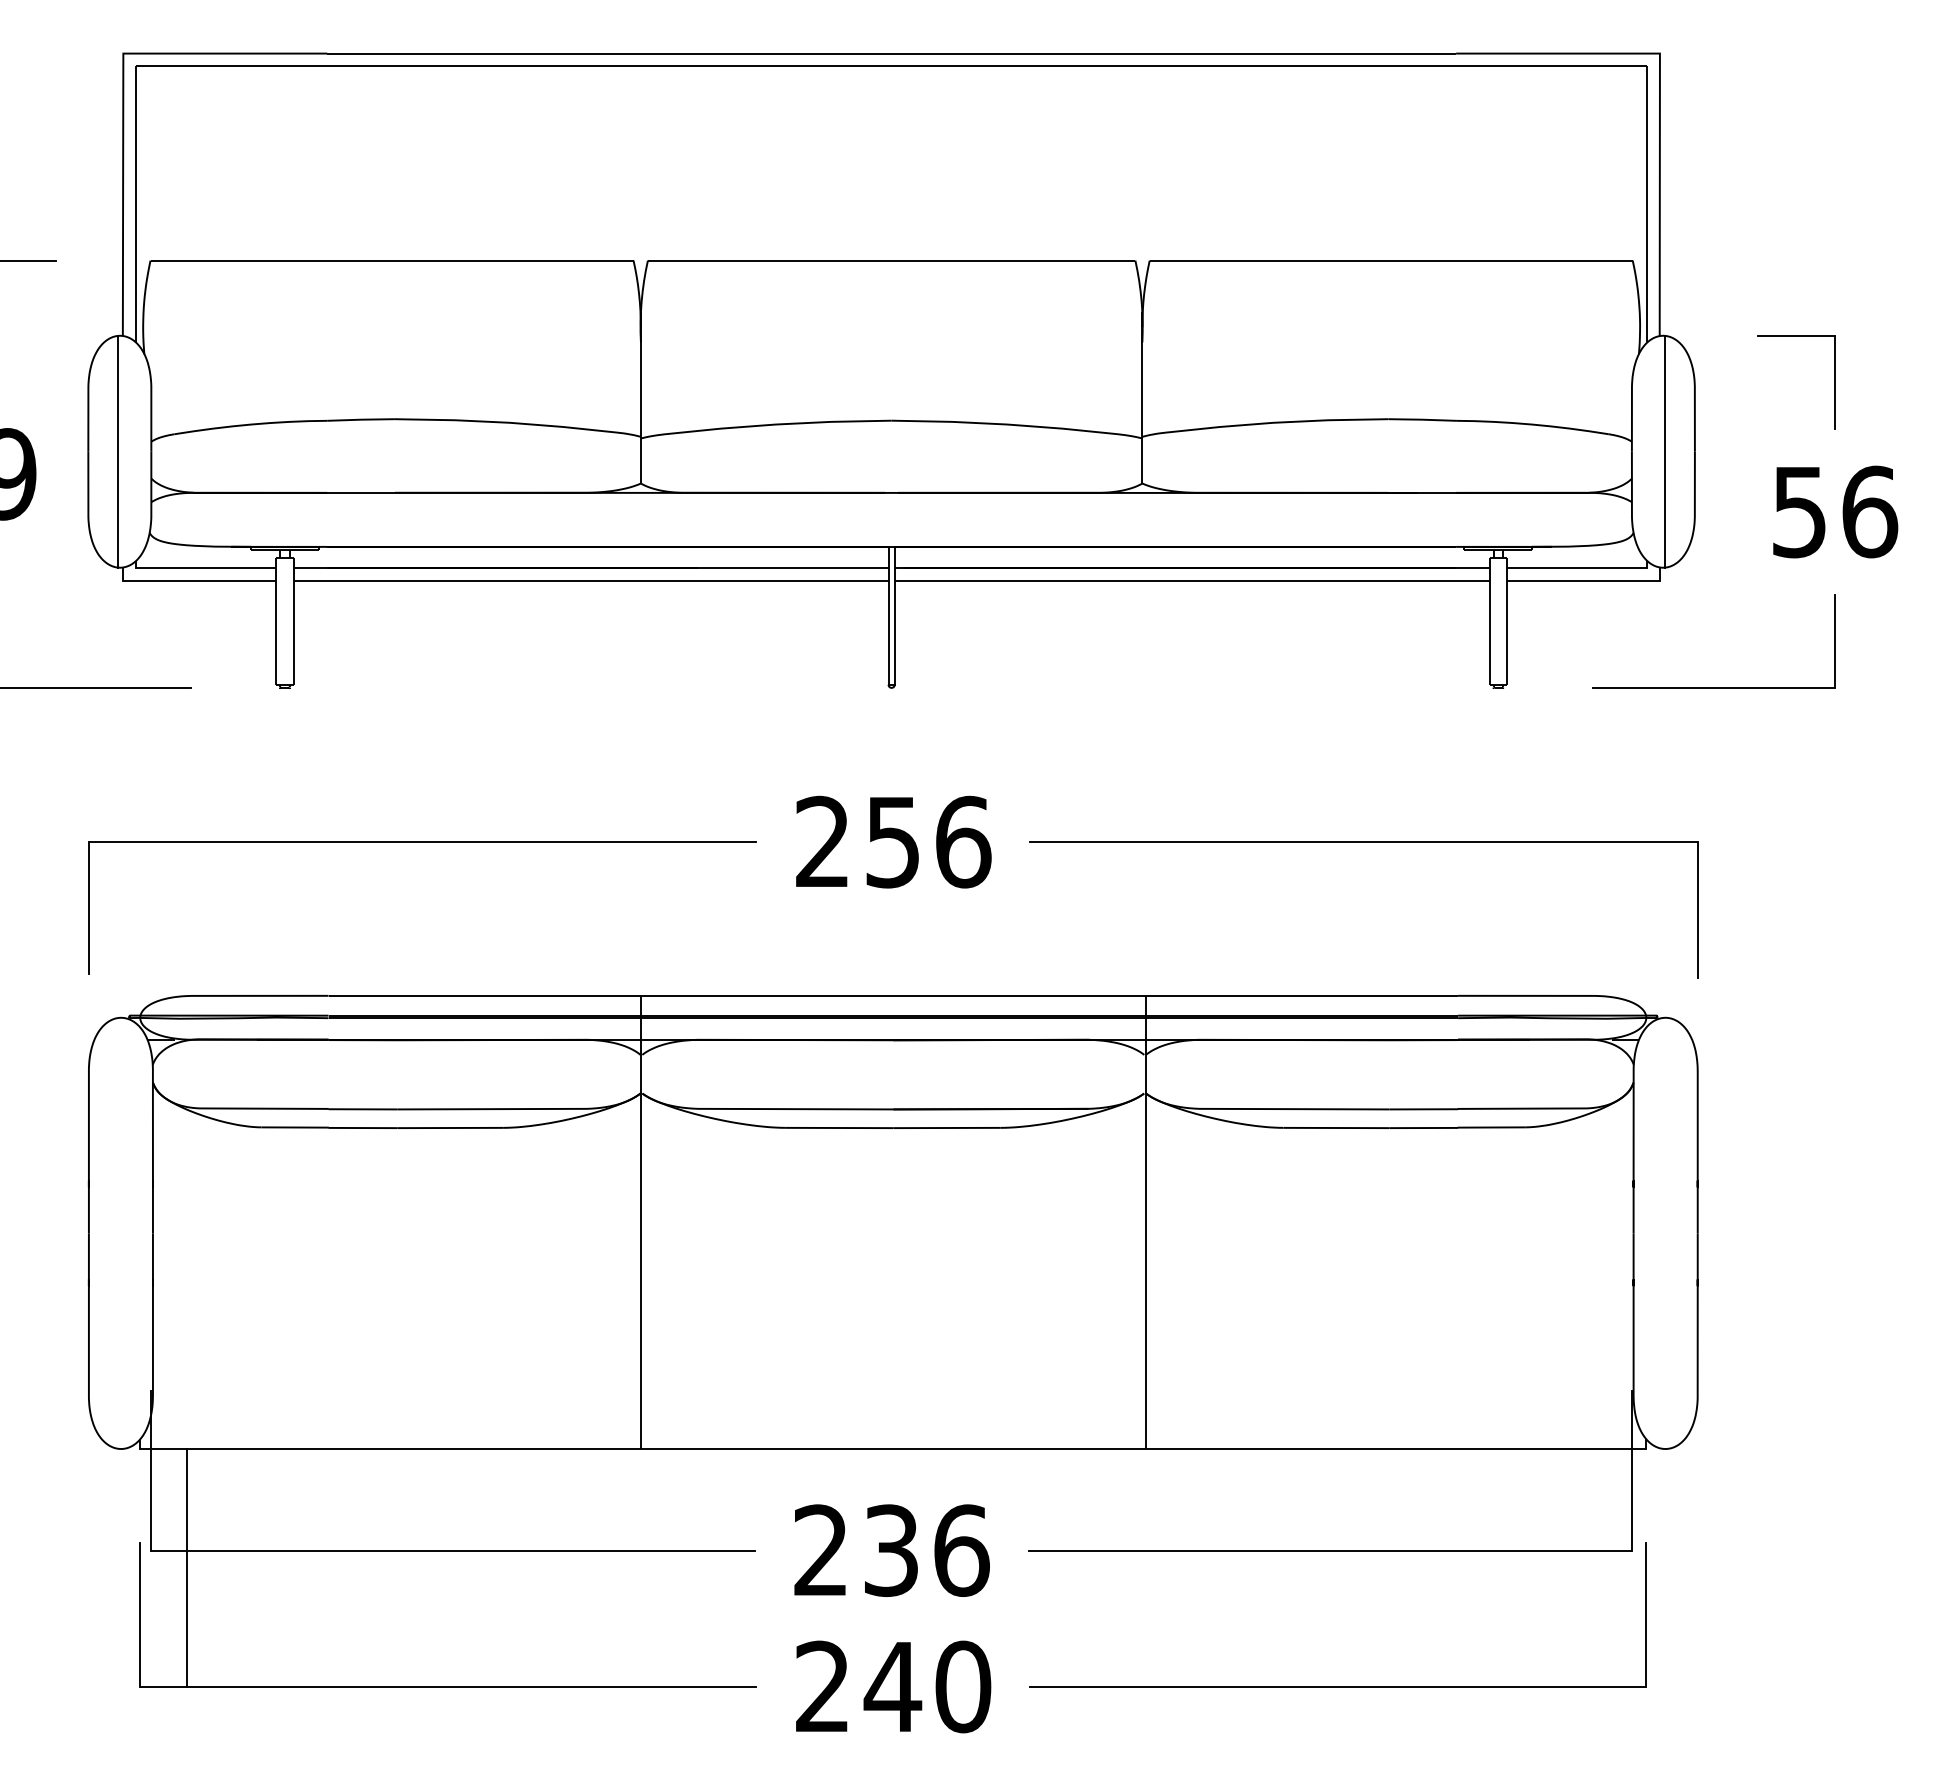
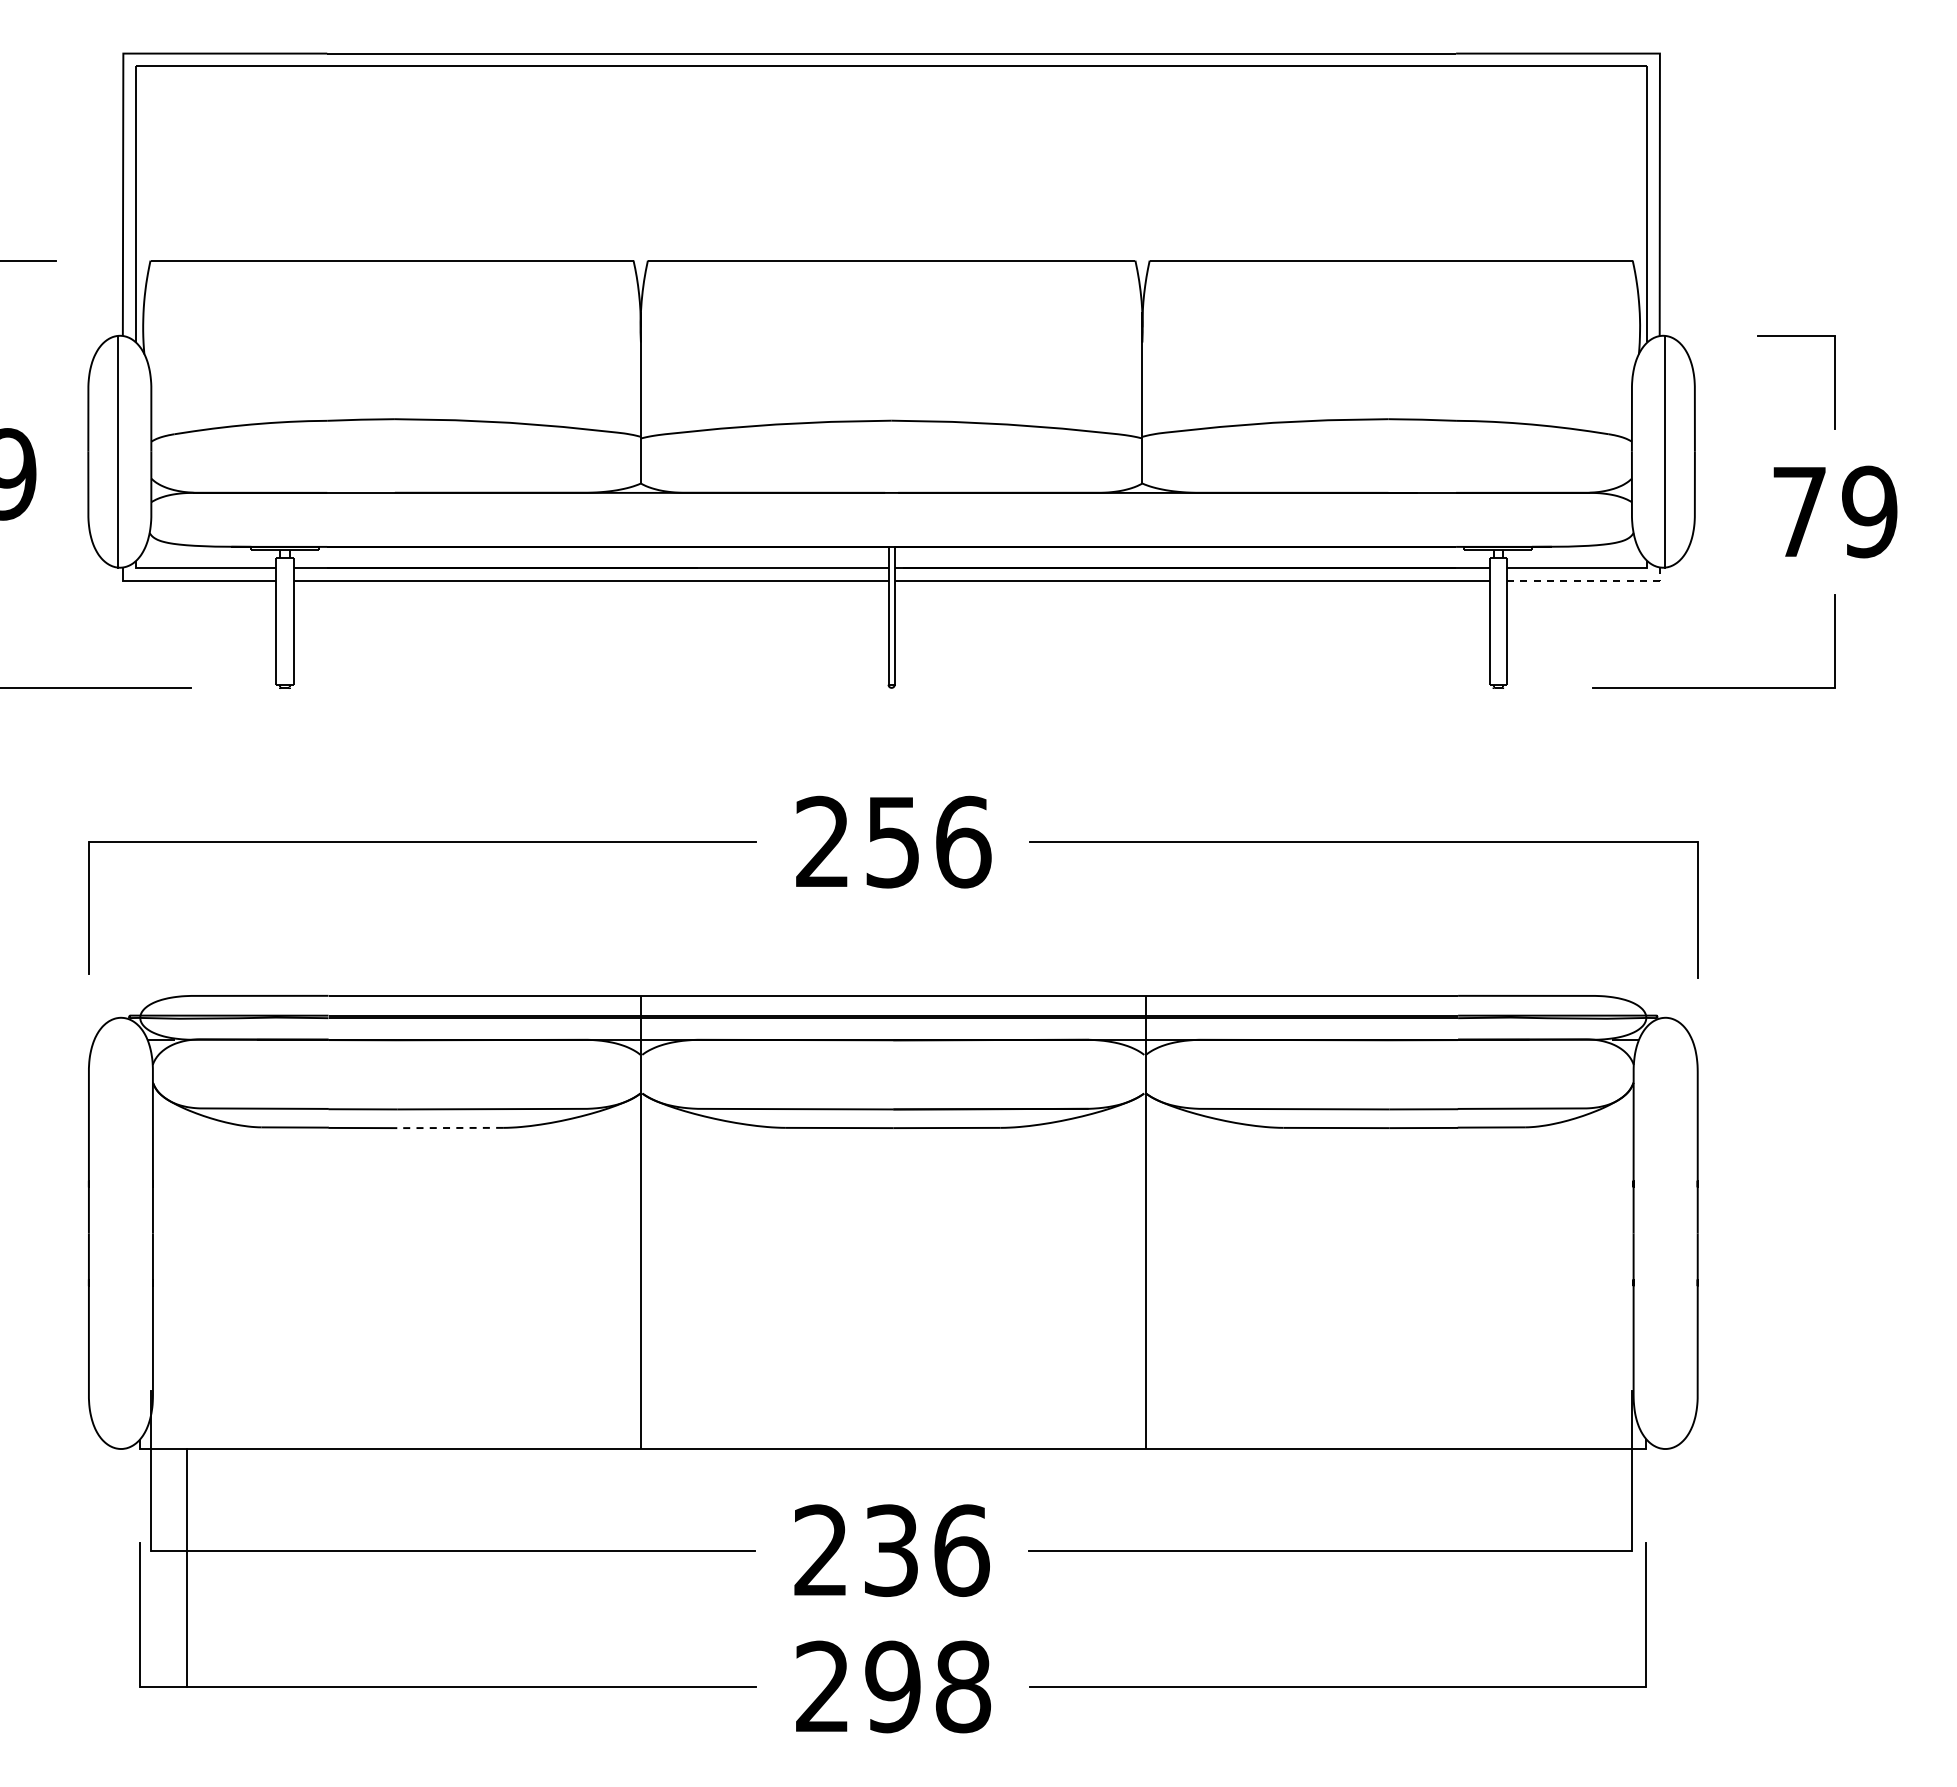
text: 56 -> 79 (1835, 511)
line: solid -> dashed (1591, 580)
line: solid -> dashed (450, 1128)
text: 240 -> 298 (927, 1686)
